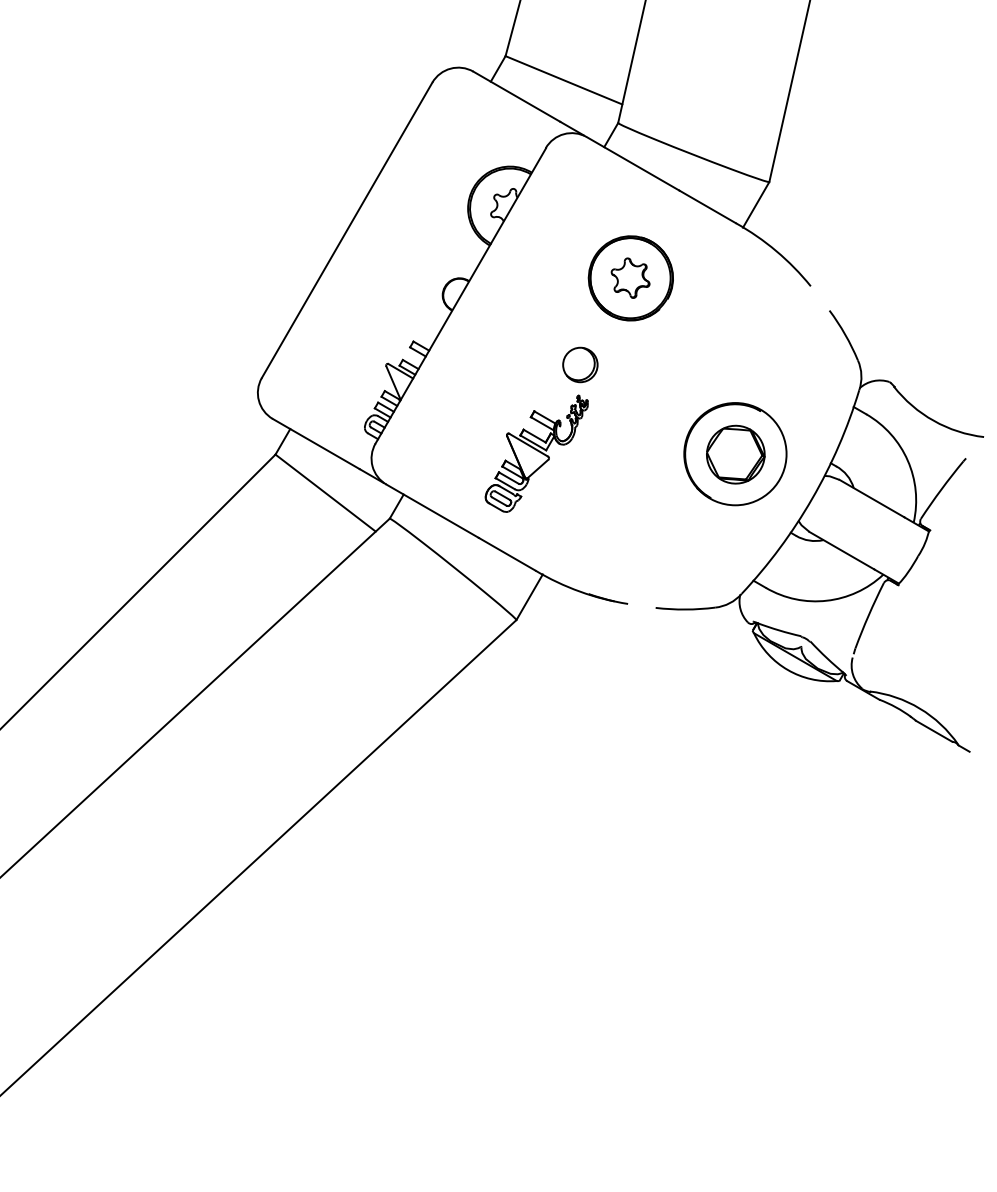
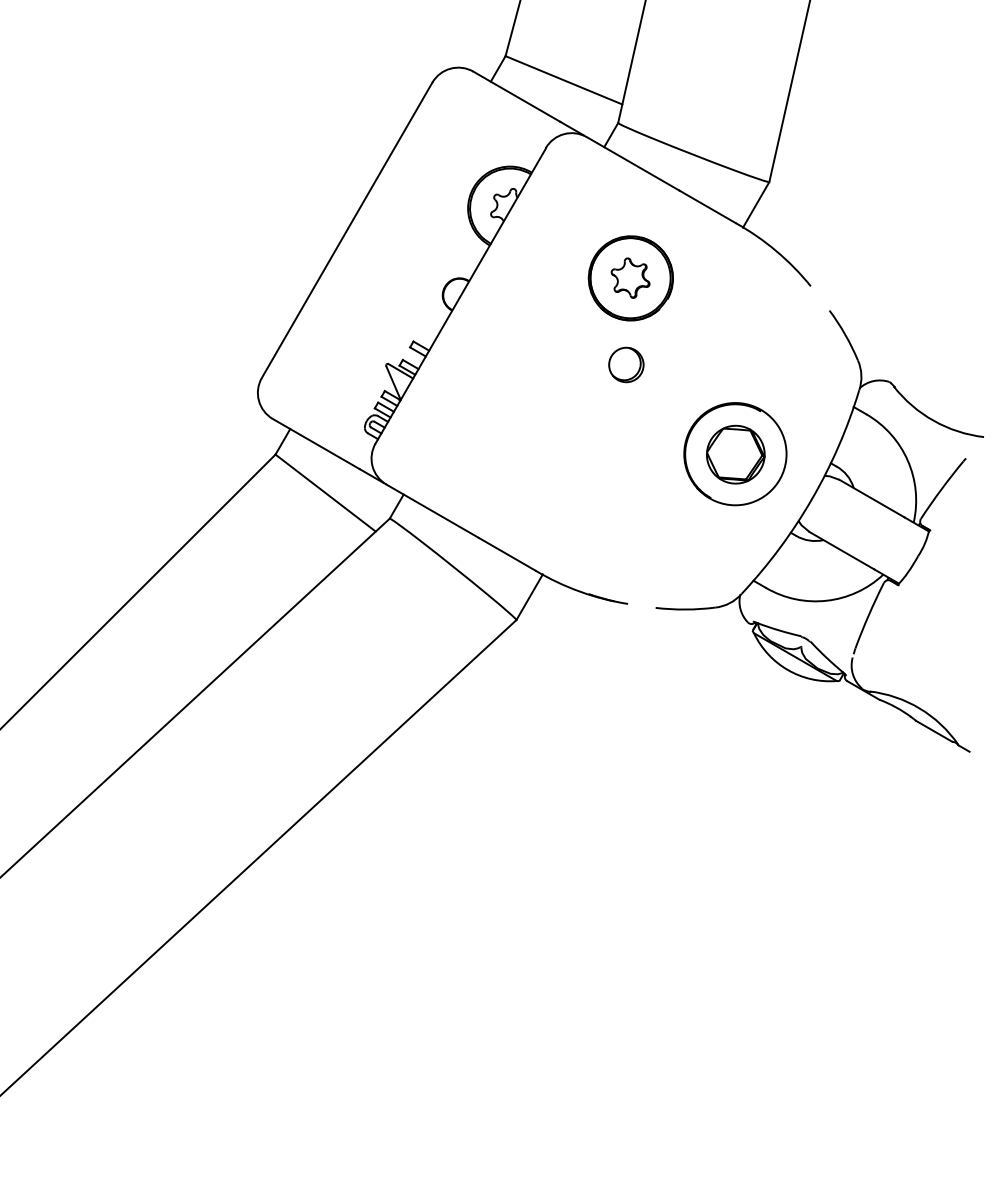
part position: (580, 364) -> (626, 364) (626, 364)
part: present -> none (536, 453)
